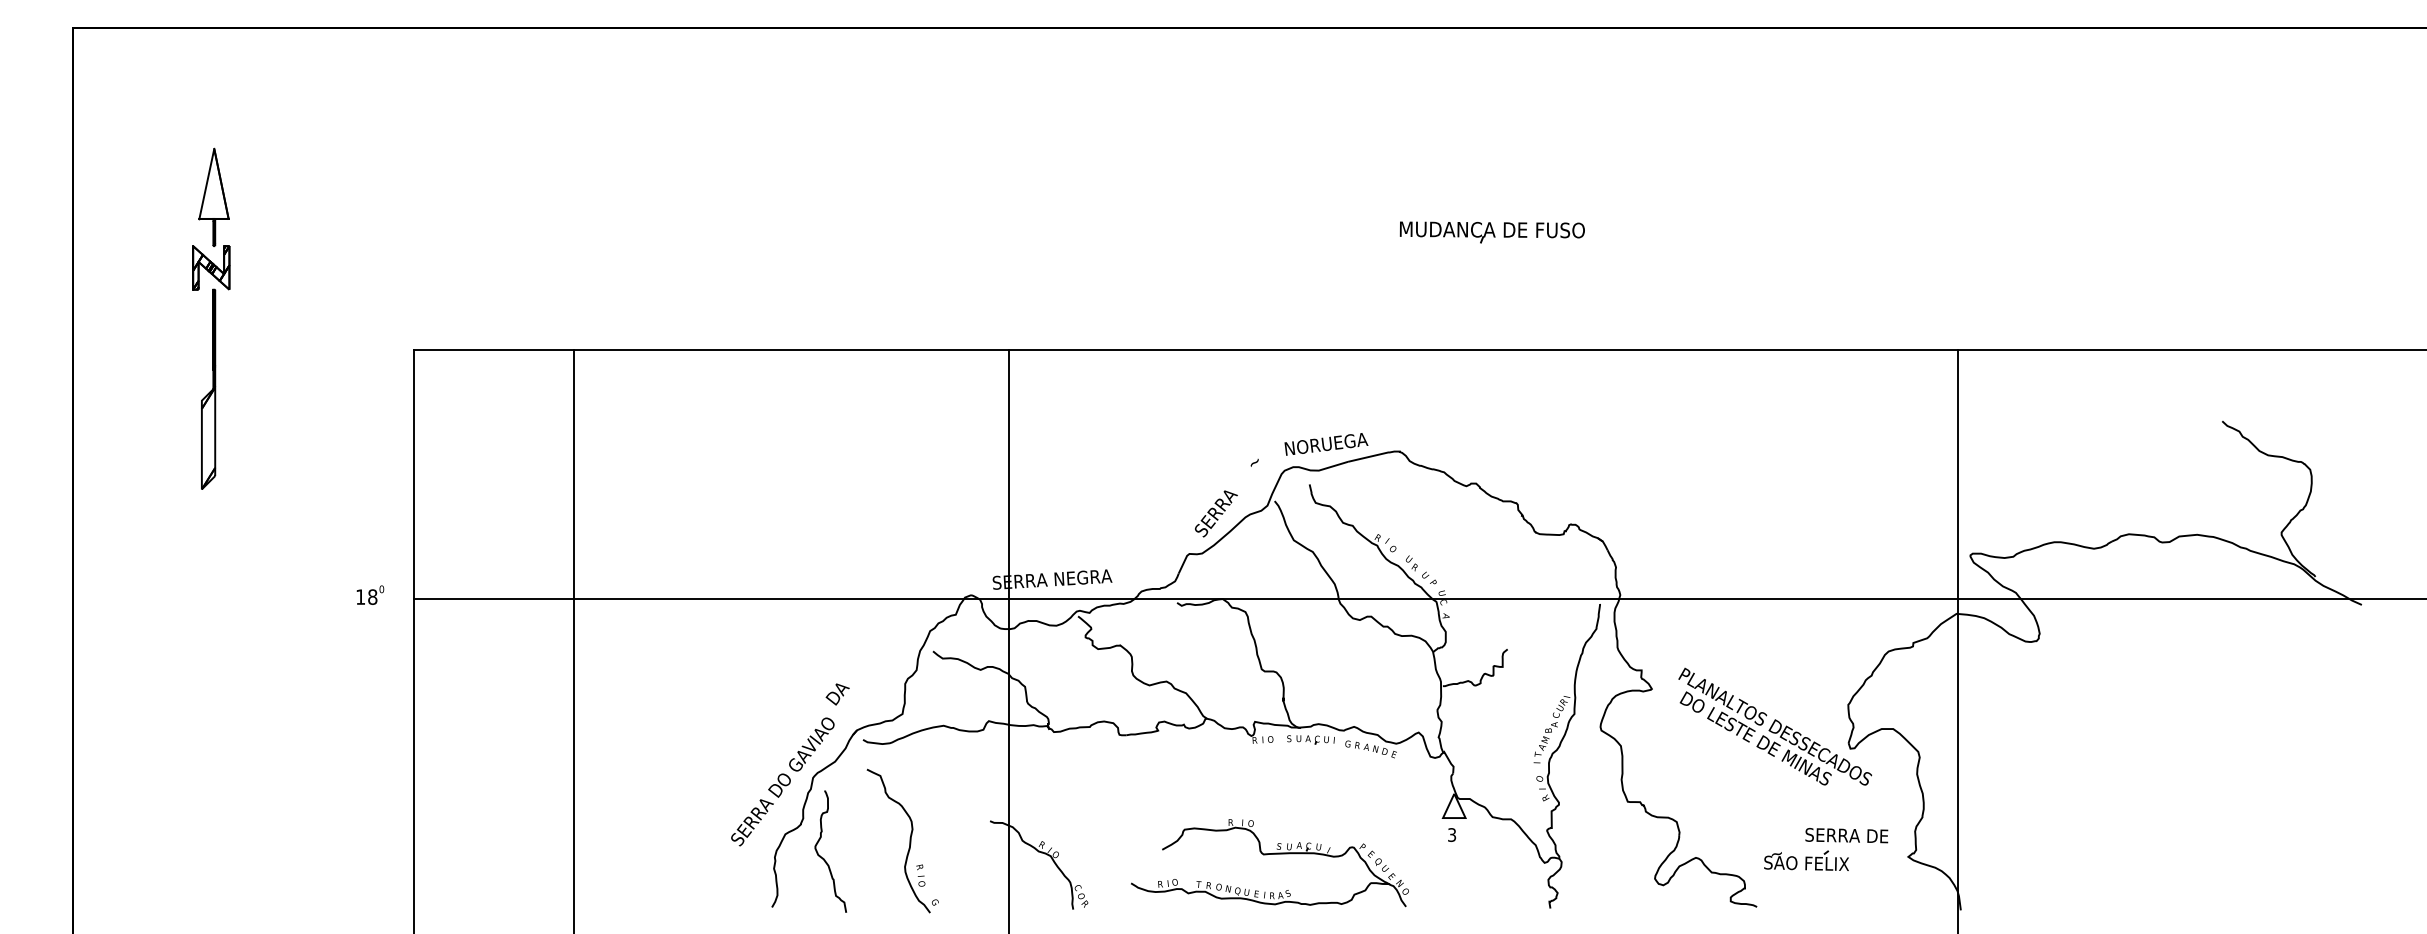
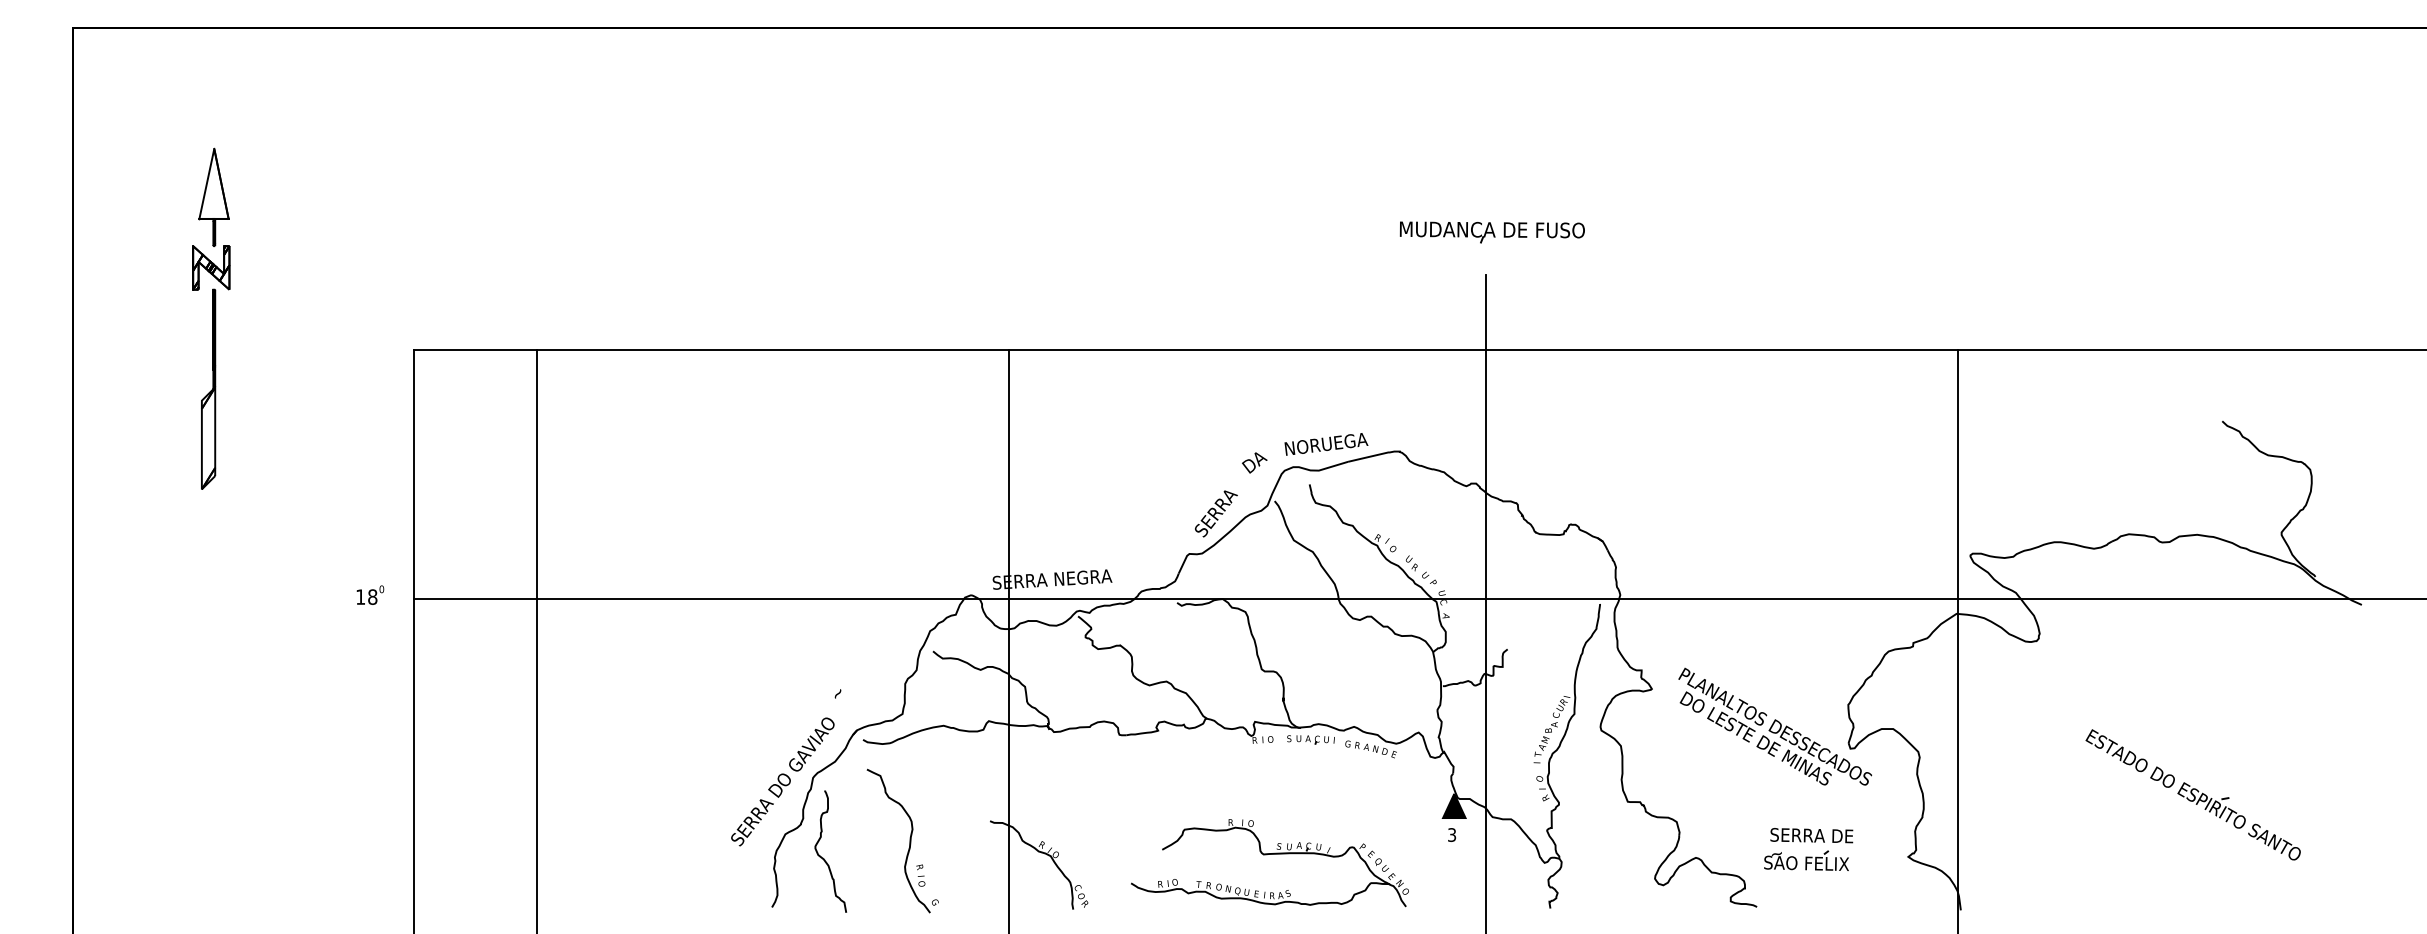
text: ~ -> DA (1254, 462)
line: none -> present (1485, 602)
line position: (574, 639) -> (537, 639) (537, 639)
text: DA -> ~ (837, 694)
part: none -> present (2192, 794)
fill: none -> present (1454, 805)
text position: (1846, 835) -> (1811, 835) (1811, 835)
